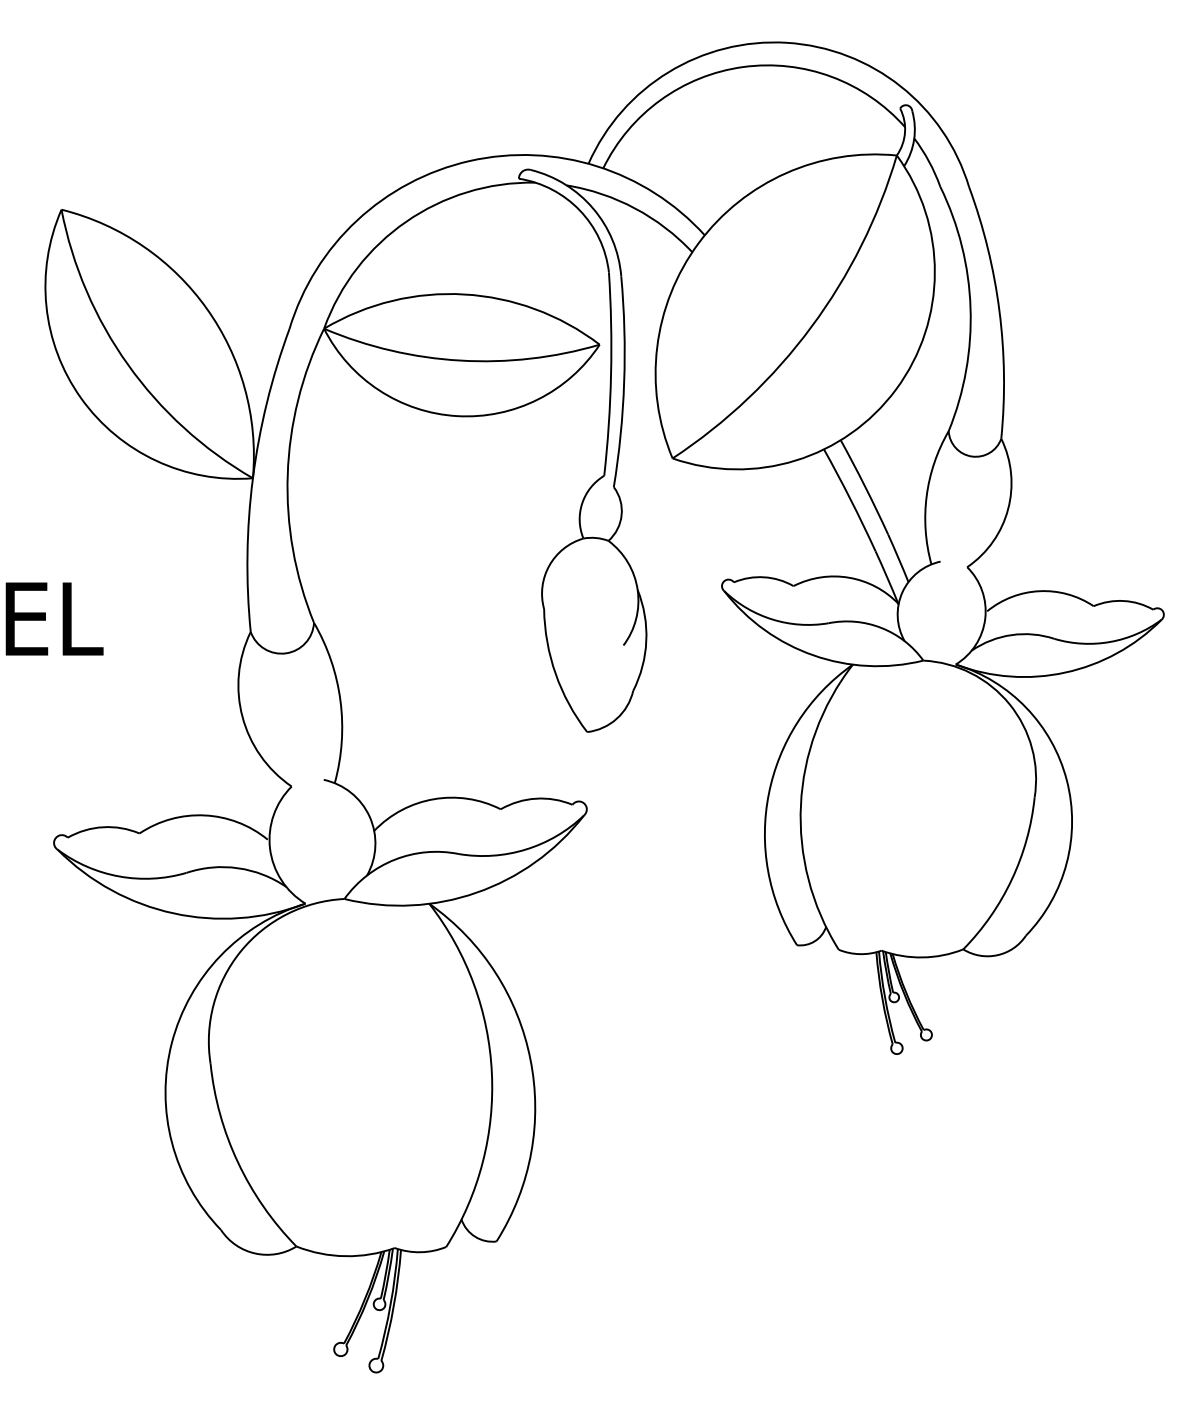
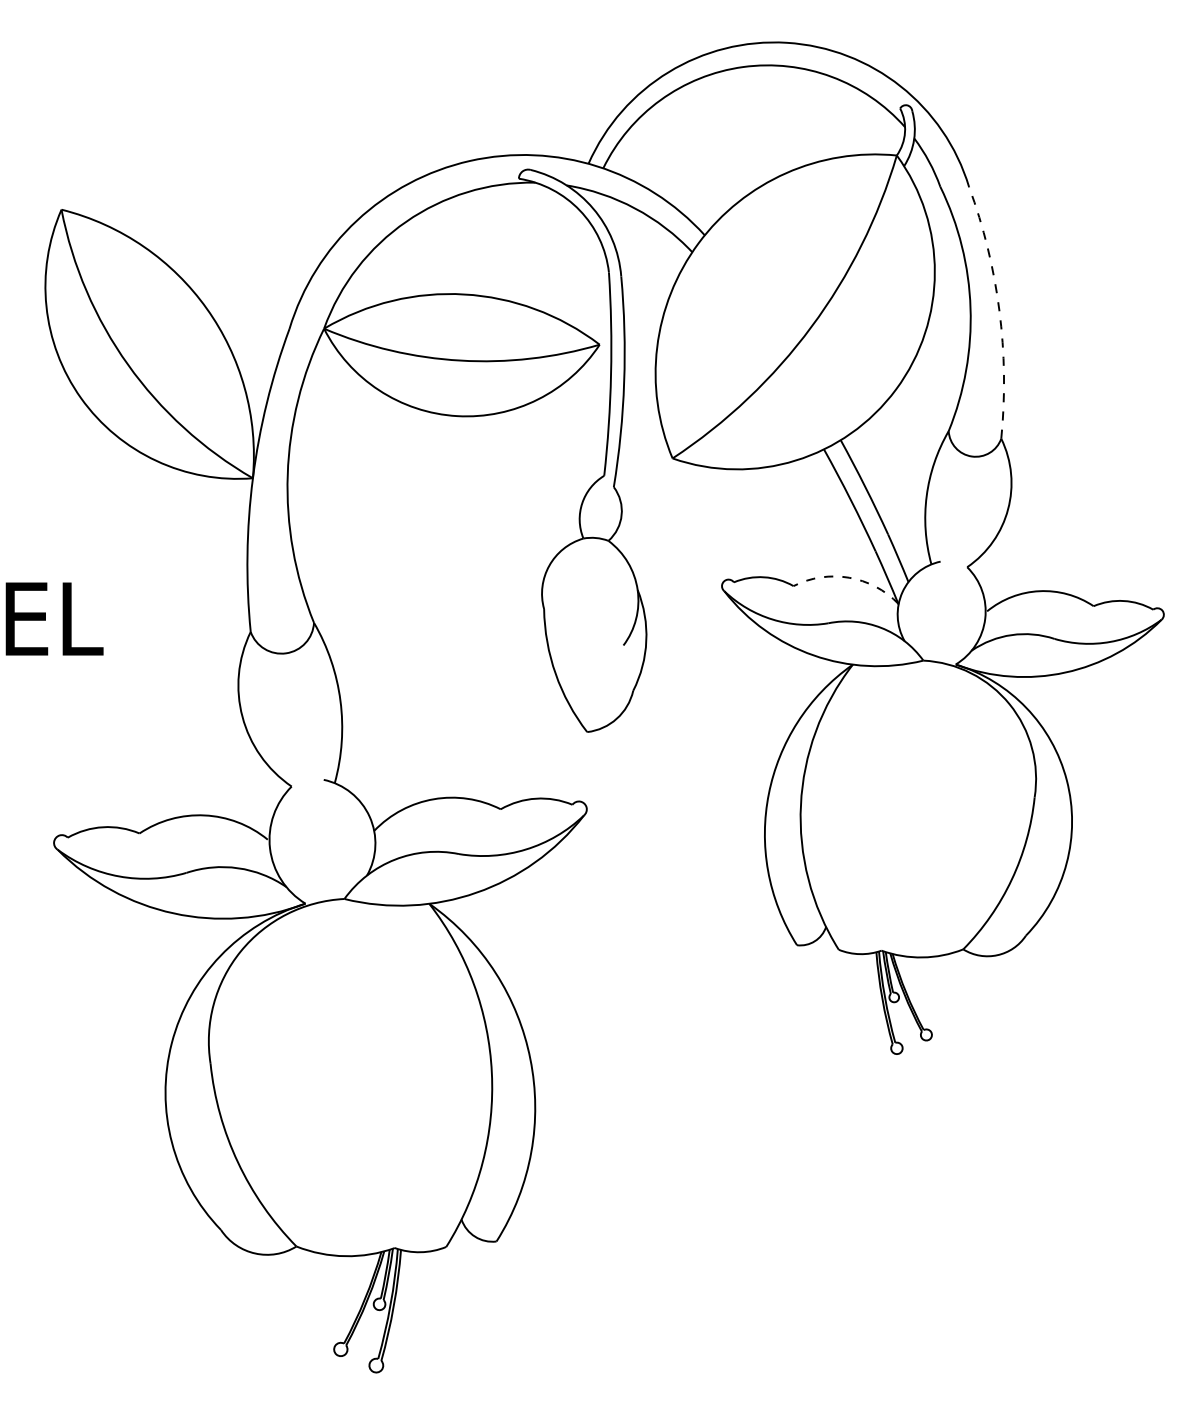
arc: solid -> dashed (999, 311)
arc: solid -> dashed (849, 577)
